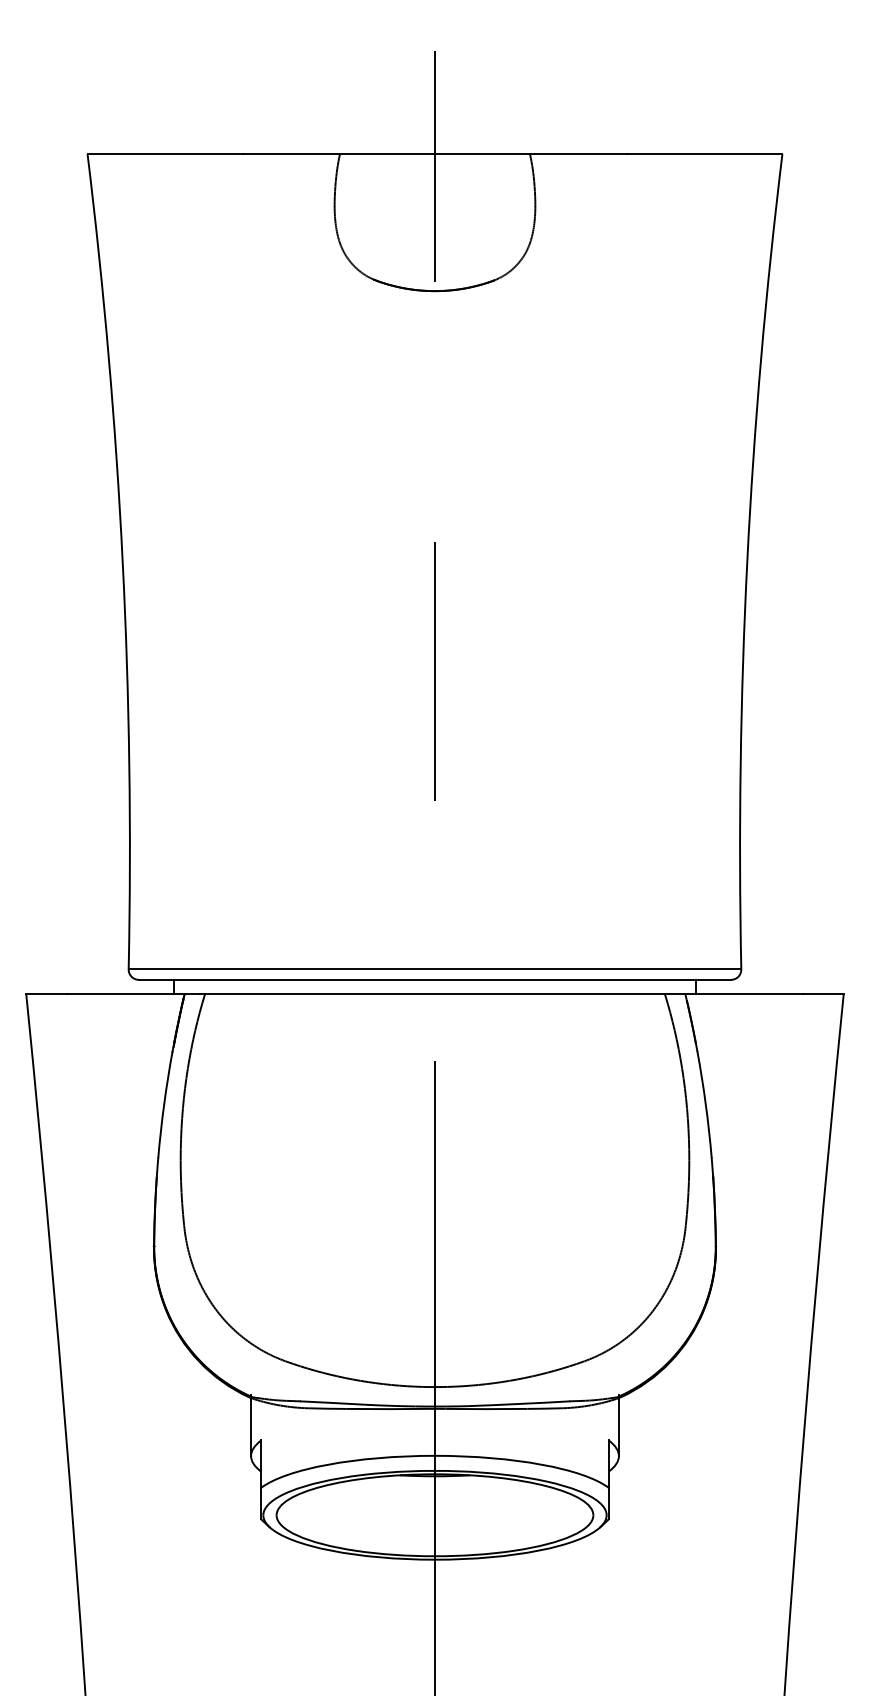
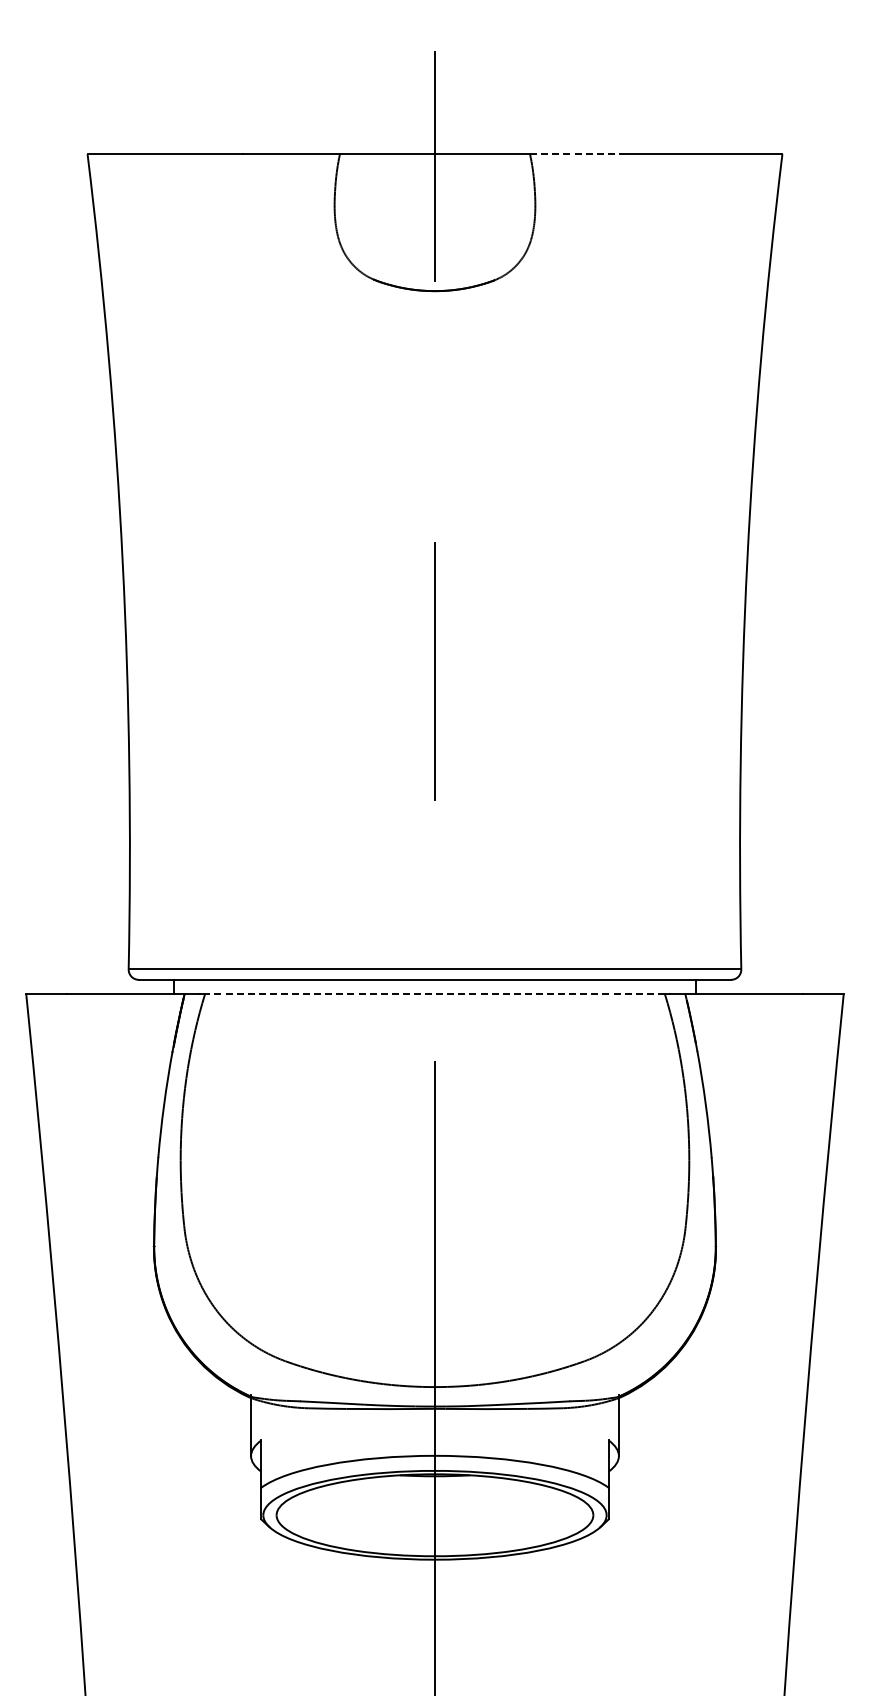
line: solid -> dashed (578, 154)
line: solid -> dashed (435, 994)
